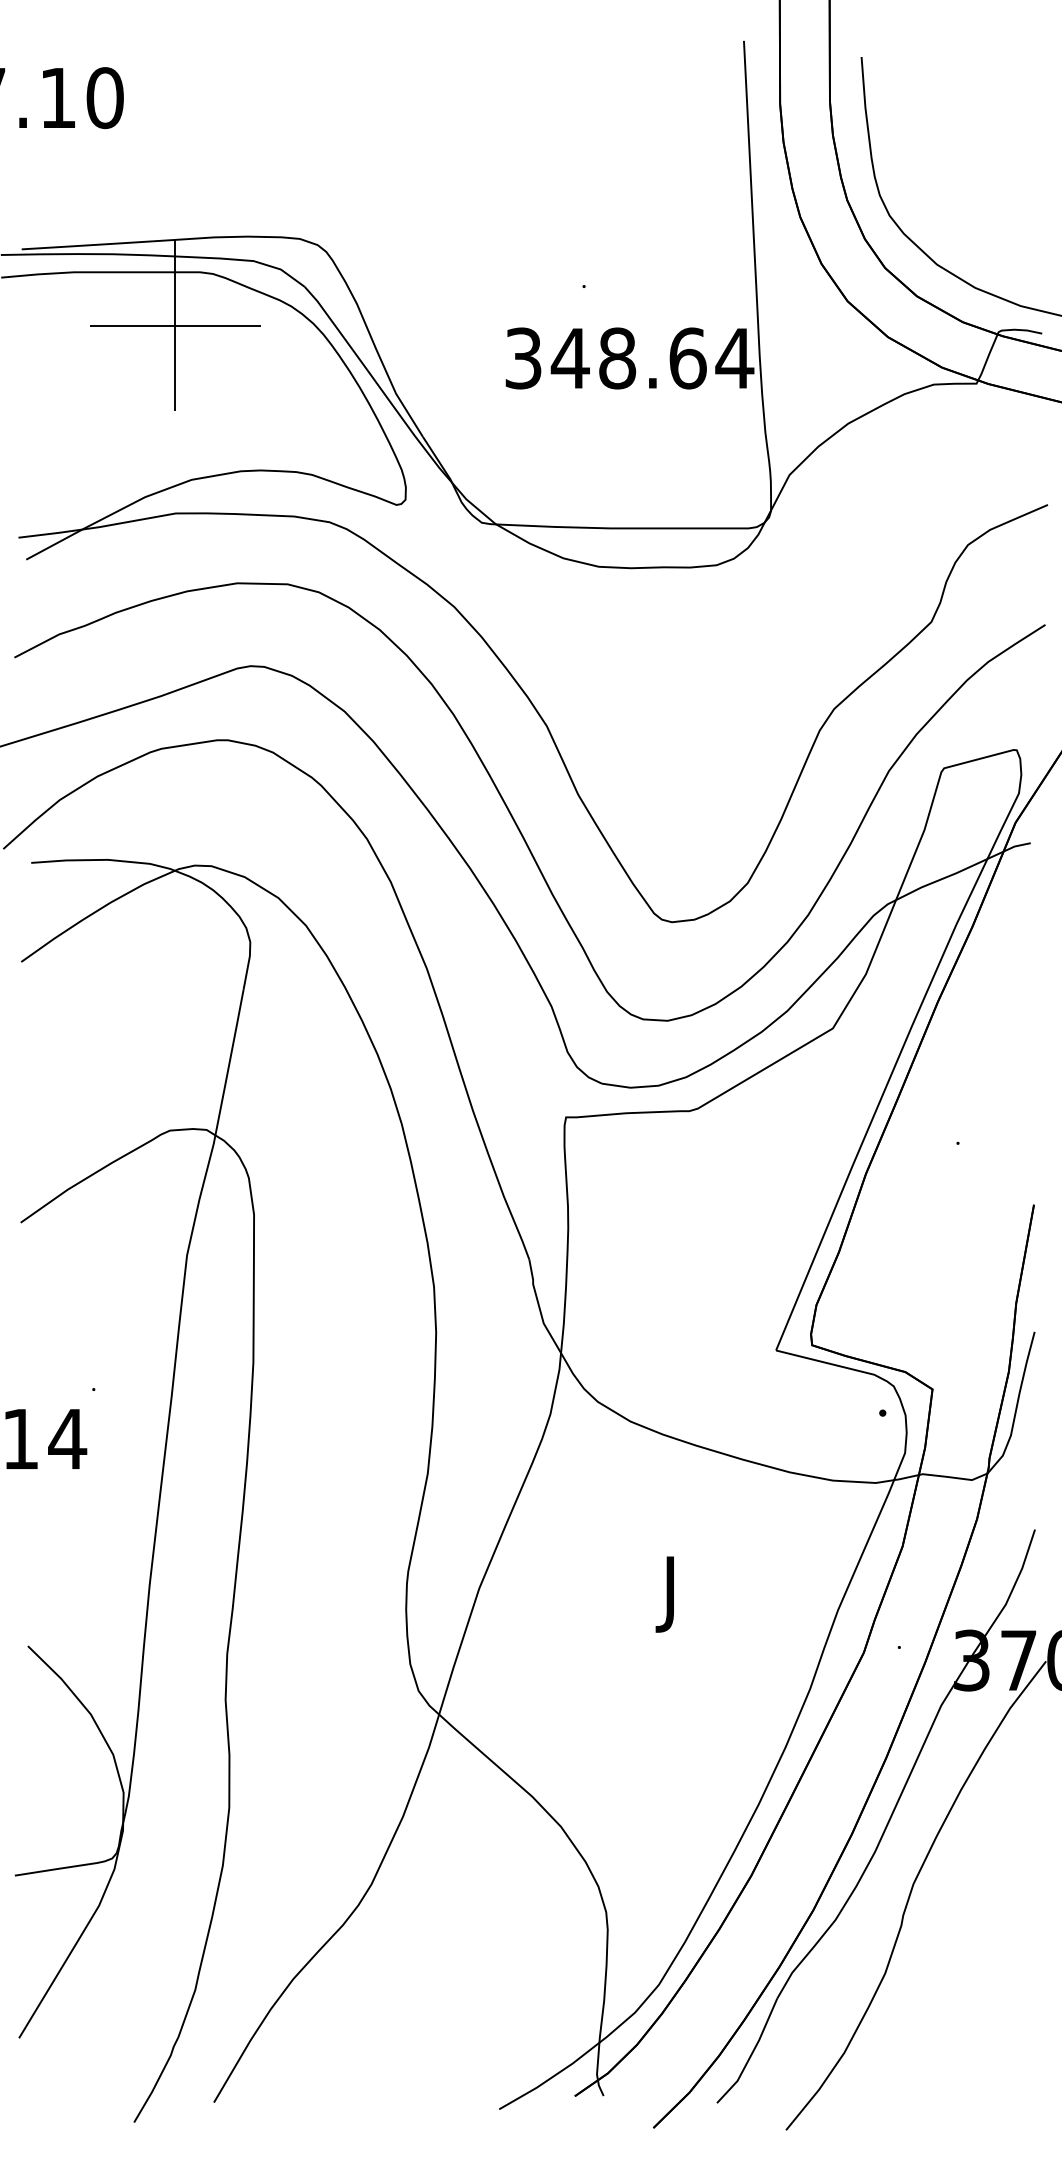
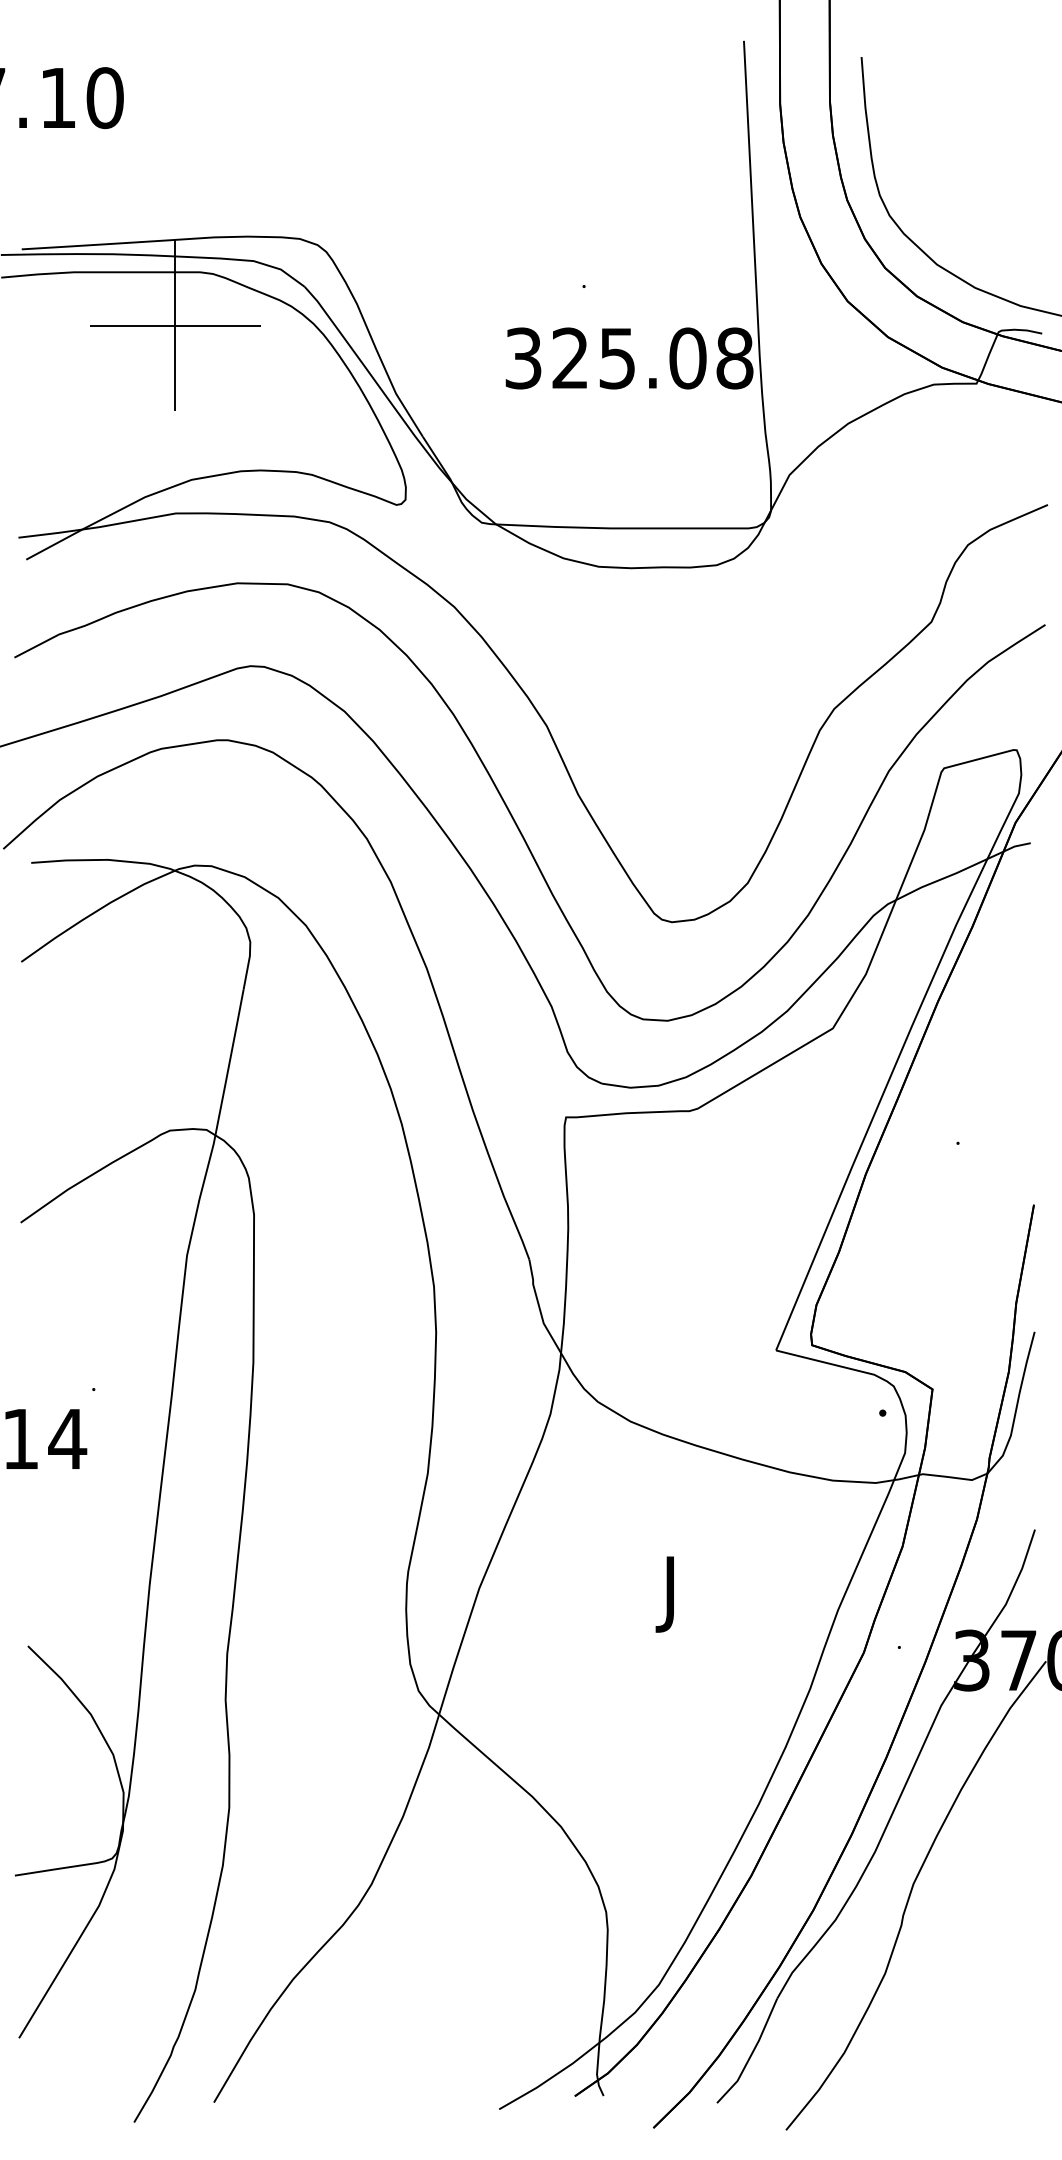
text: 348.64 -> 325.08 (652, 358)
